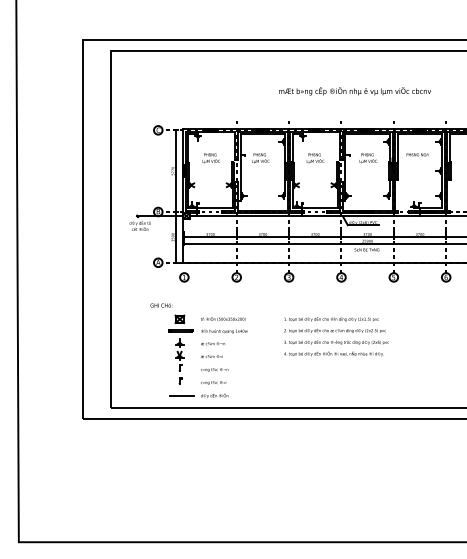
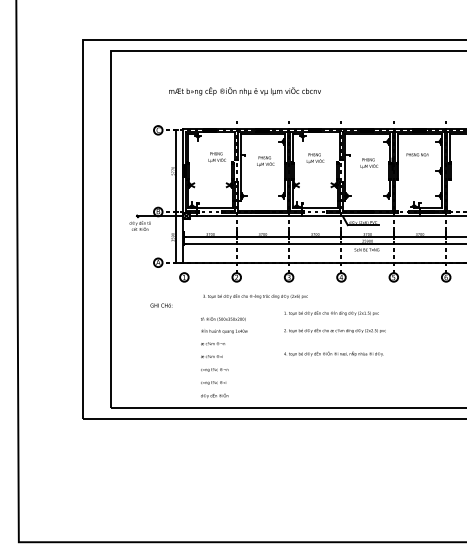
text position: (354, 91) -> (244, 91) (244, 91)
text position: (210, 158) -> (216, 157) (216, 157)
text position: (260, 158) -> (265, 161) (265, 161)
text position: (367, 158) -> (368, 163) (368, 163)
text position: (331, 319) -> (331, 313) (331, 313)
text position: (336, 342) -> (255, 296) (255, 296)
part: present -> none (180, 349)
line: present -> none (182, 396)
